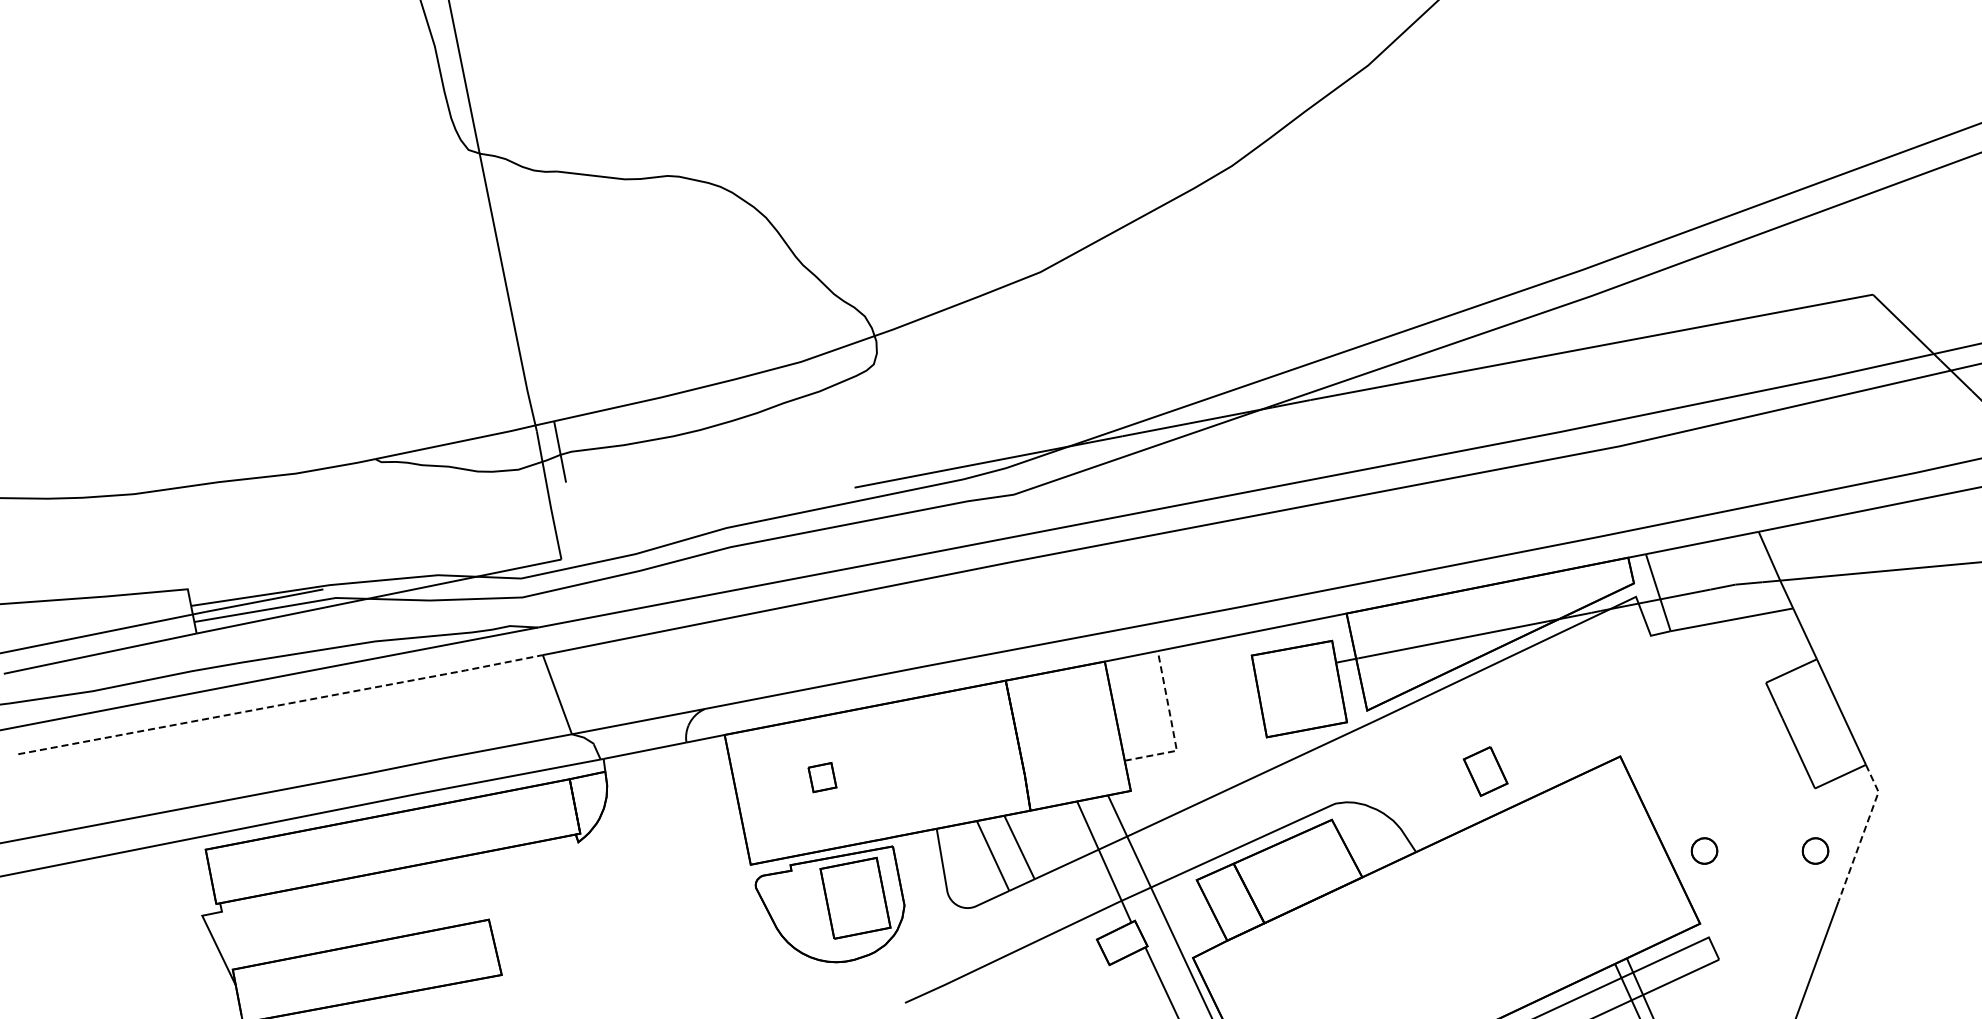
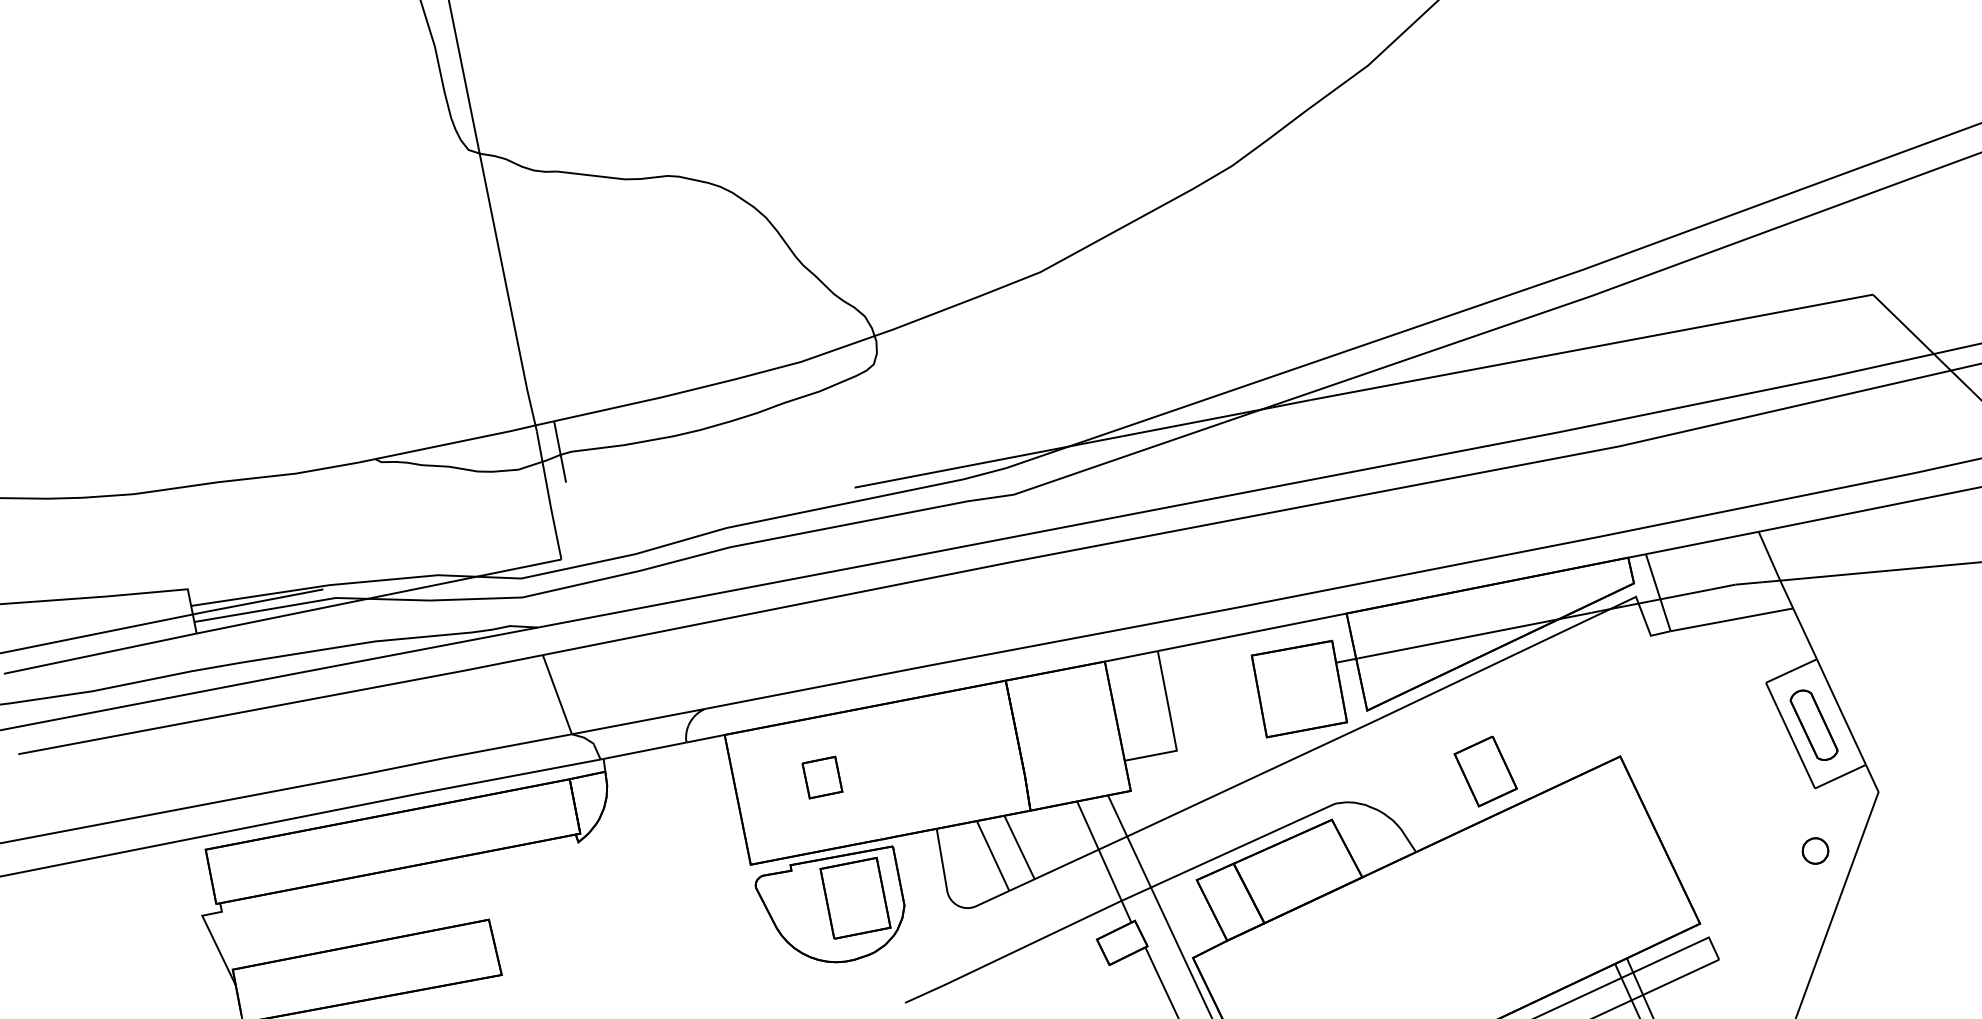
line: dashed -> solid (281, 704)
part: none -> present (1813, 724)
line: dashed -> solid (1172, 726)
part size: 47x51 px -> 65x73 px (1485, 771)
part size: 31x32 px -> 43x45 px (822, 777)
line: dashed -> solid (1863, 832)
part: present -> none (1704, 850)
